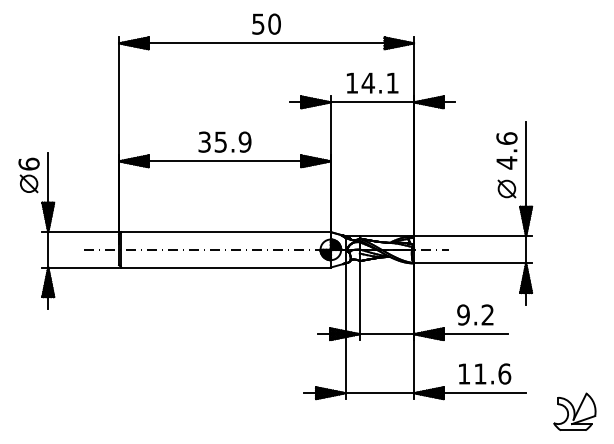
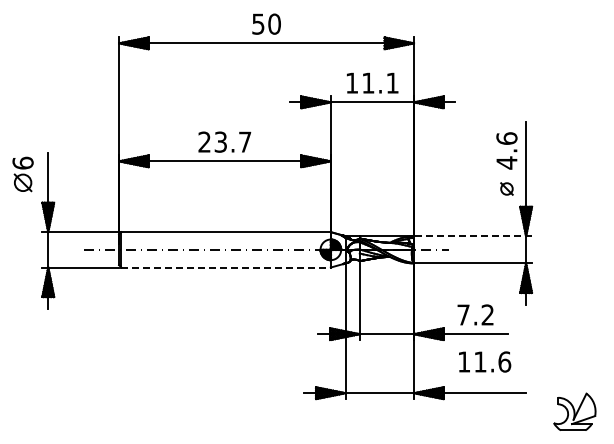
text: 14.1 -> 11.1 (367, 82)
text: 35.9 -> 23.7 (224, 141)
part position: (28, 175) -> (22, 174) (22, 174)
part size: 20x20 px -> 14x14 px (506, 188)
line: solid -> dashed (473, 236)
line: solid -> dashed (226, 267)
text: 9.2 -> 7.2 (463, 314)
text position: (485, 373) -> (485, 361) (485, 361)
